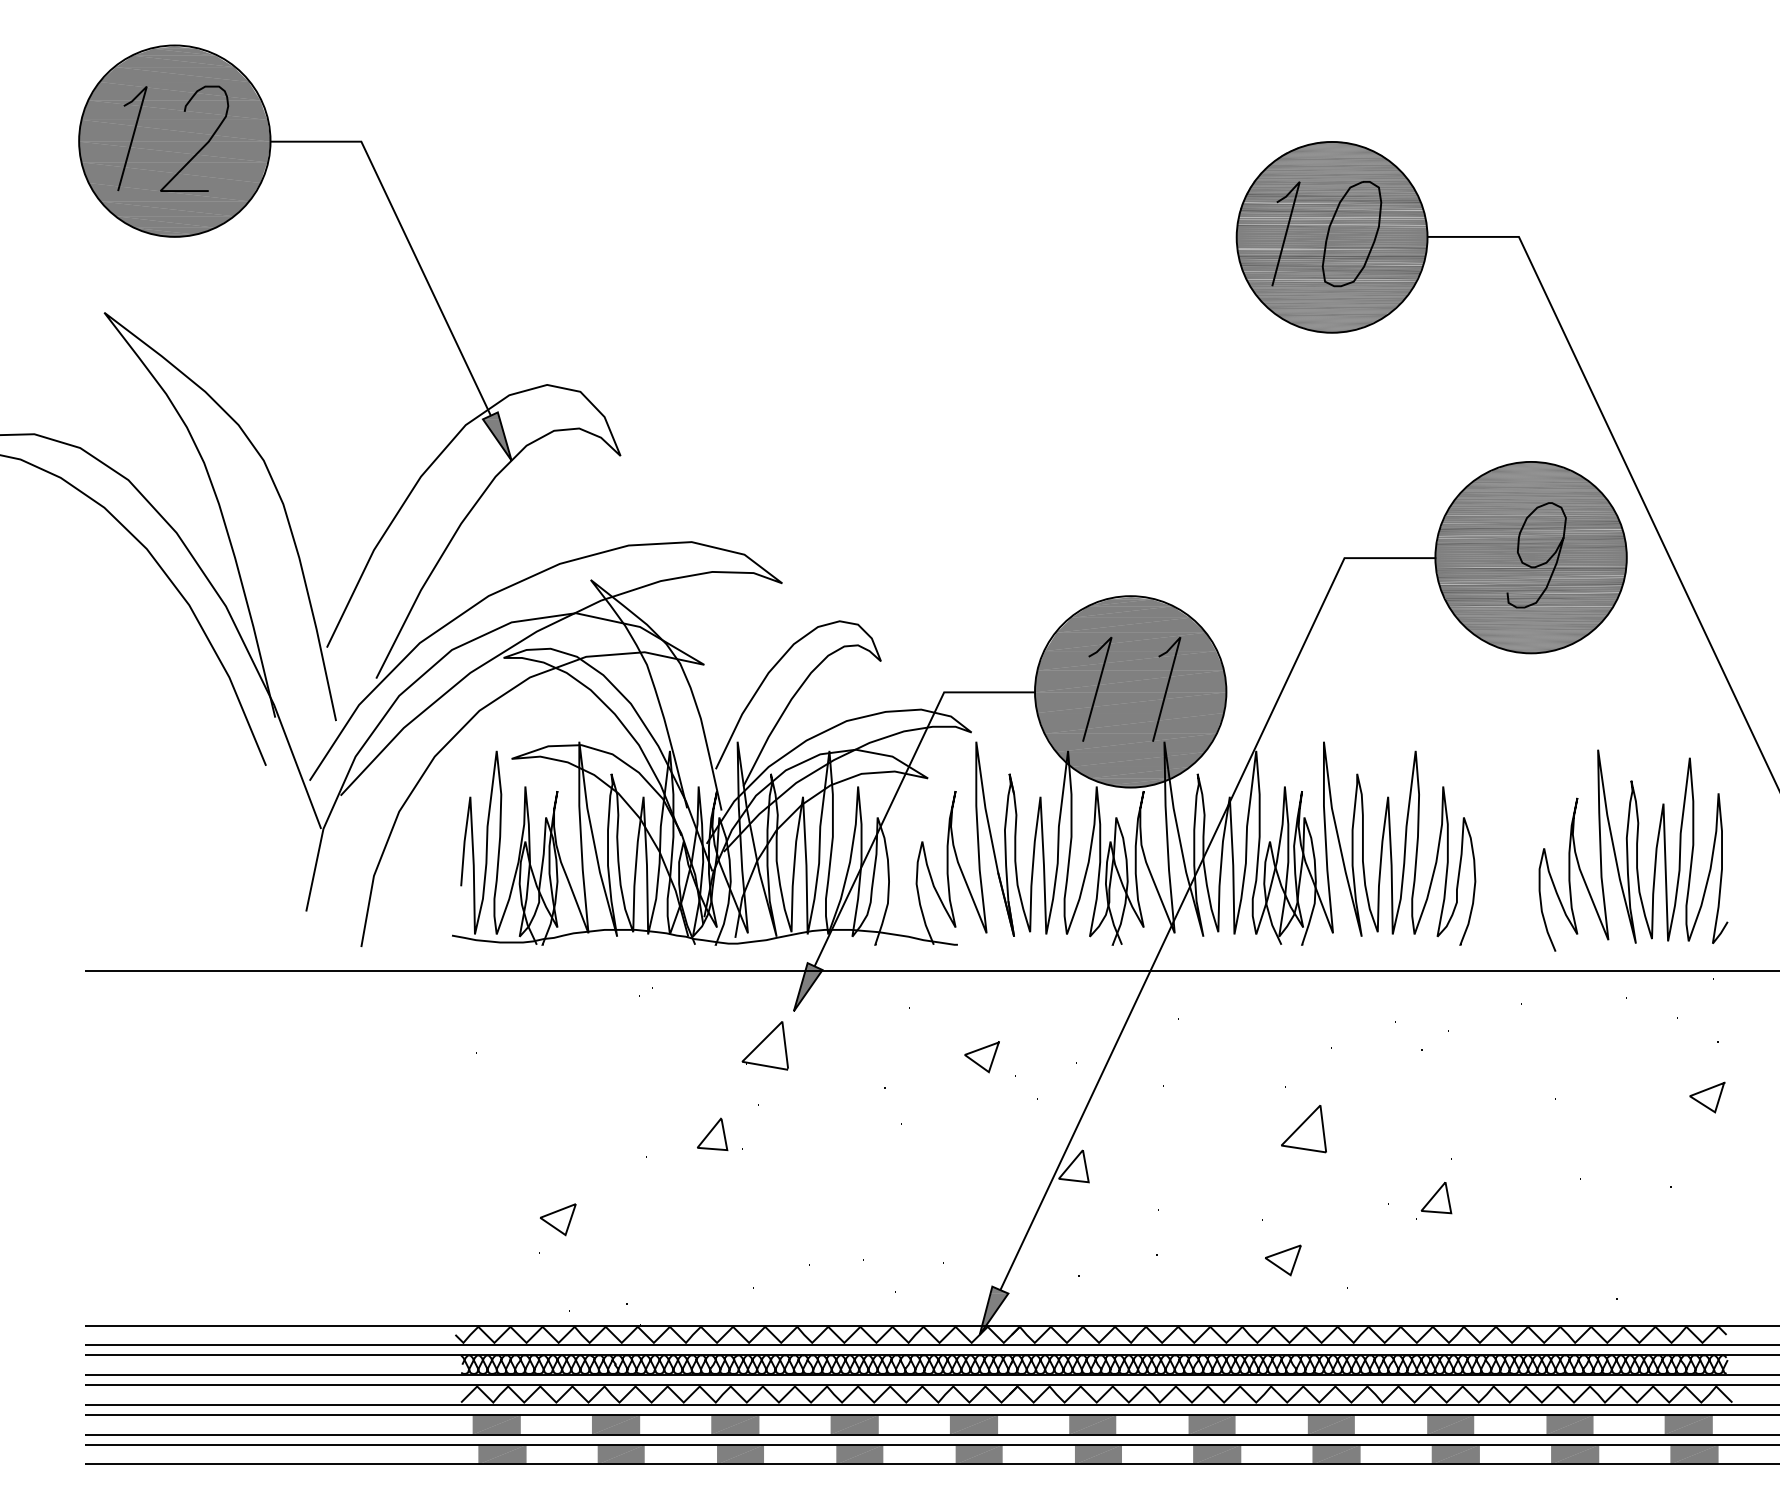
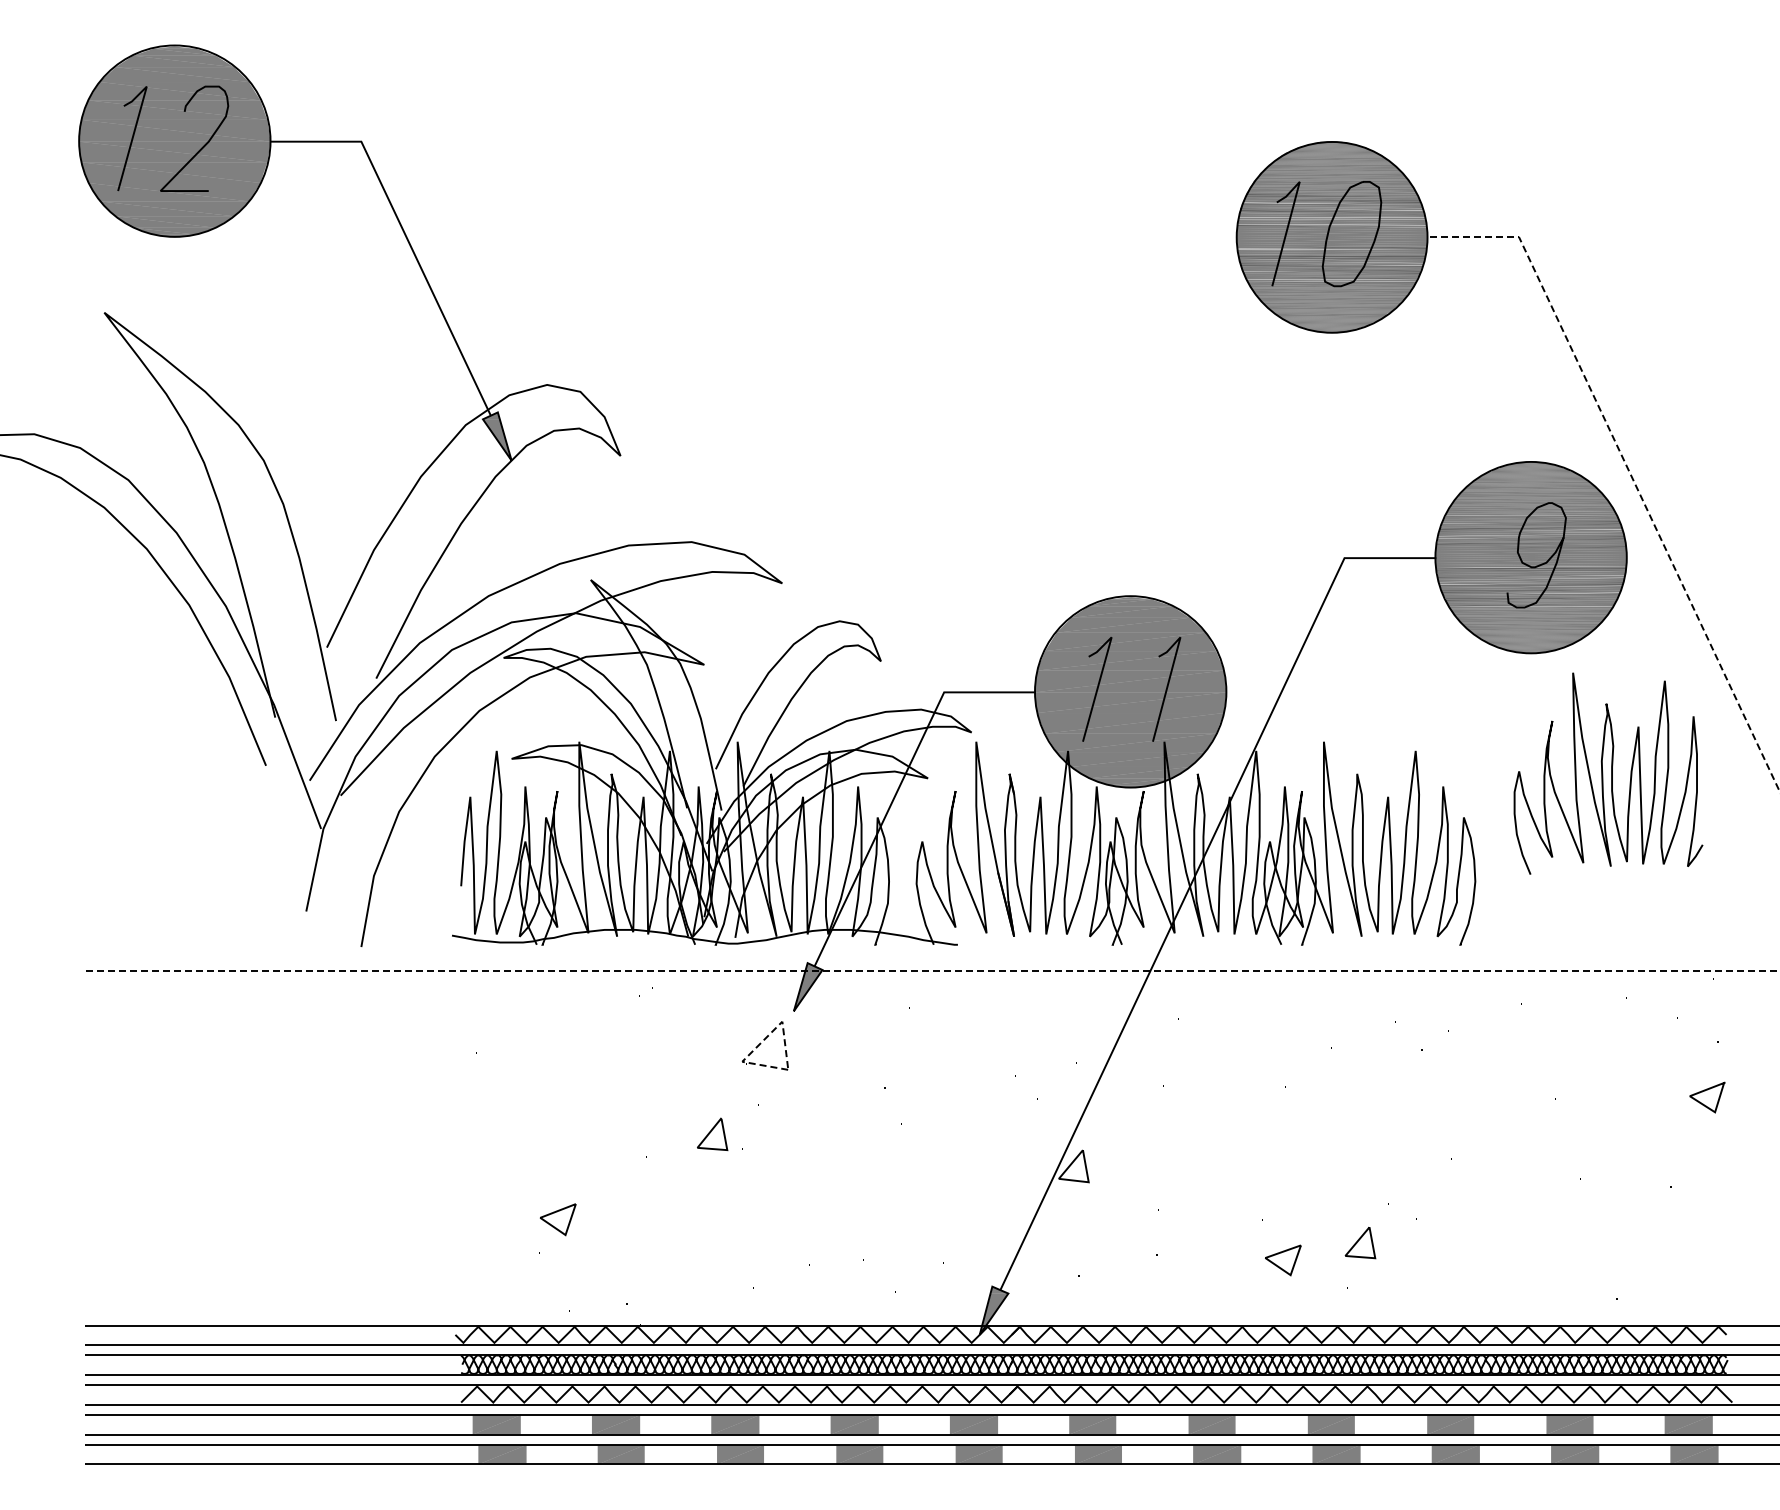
line: solid -> dashed (1629, 472)
curve position: (1636, 850) -> (1611, 773) (1611, 773)
line: solid -> dashed (931, 971)
line: solid -> dashed (762, 1041)
line: present -> none (977, 1062)
part: present -> none (1303, 1129)
part position: (1436, 1198) -> (1360, 1243) (1360, 1243)
